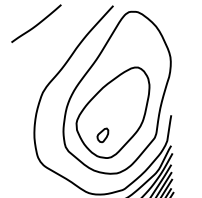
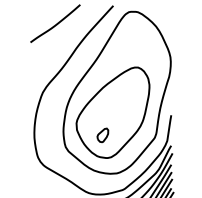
curve position: (37, 23) -> (56, 23) (56, 23)
